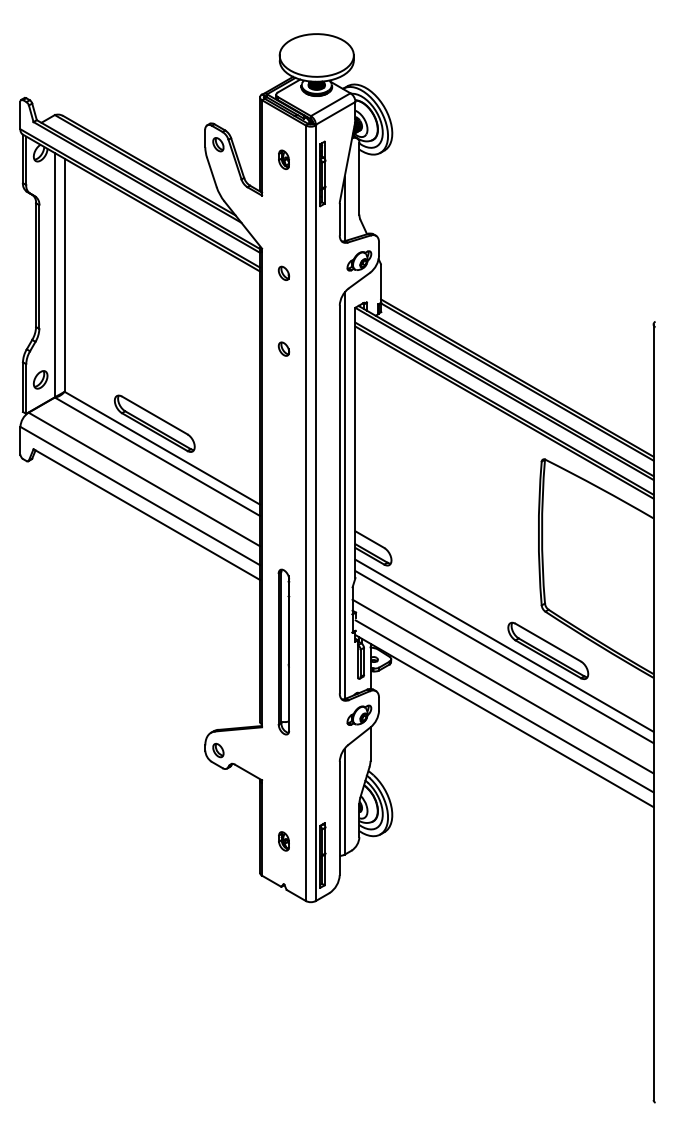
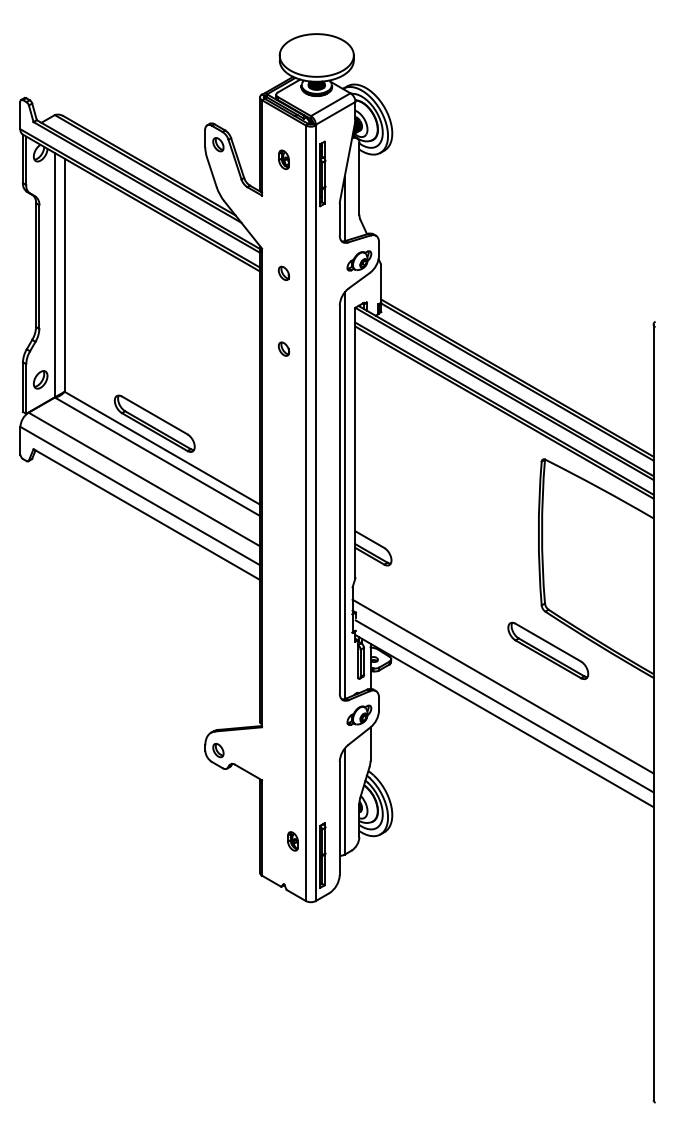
line: present -> none (504, 645)
part: present -> none (283, 651)
line: present -> none (504, 657)
part position: (283, 841) -> (292, 841) (292, 841)
